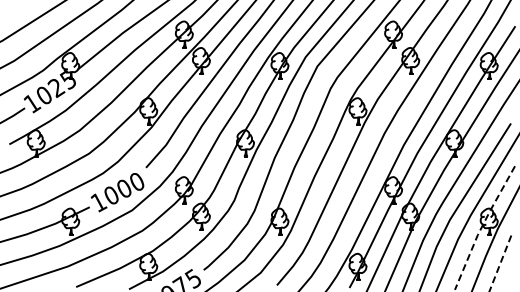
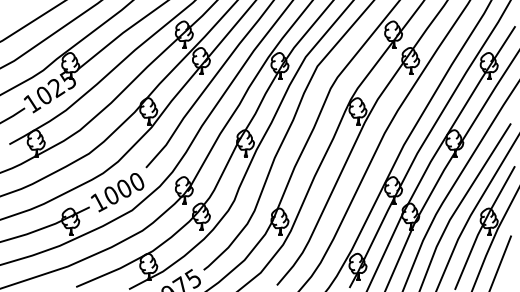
line: dashed -> solid (481, 227)
line: dashed -> solid (500, 263)
